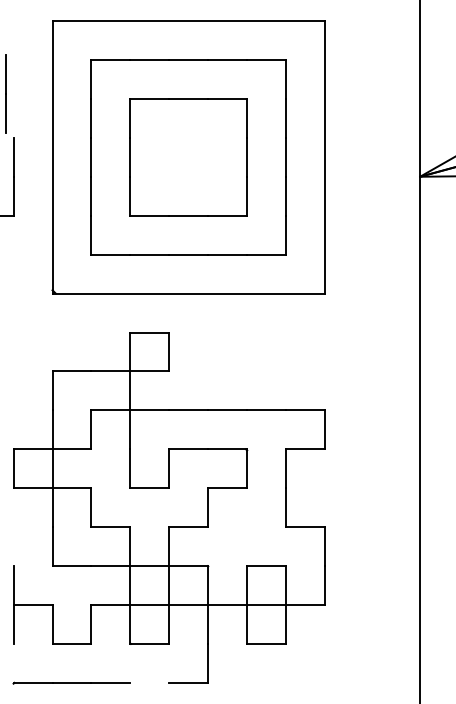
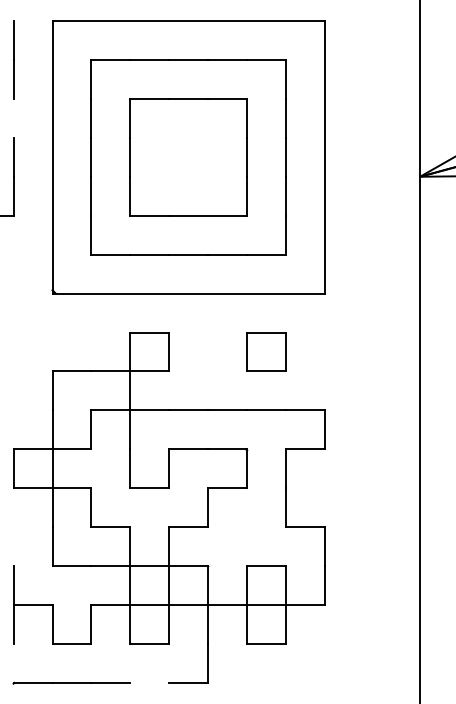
line position: (5, 93) -> (13, 59) (13, 59)
part: none -> present (266, 351)
